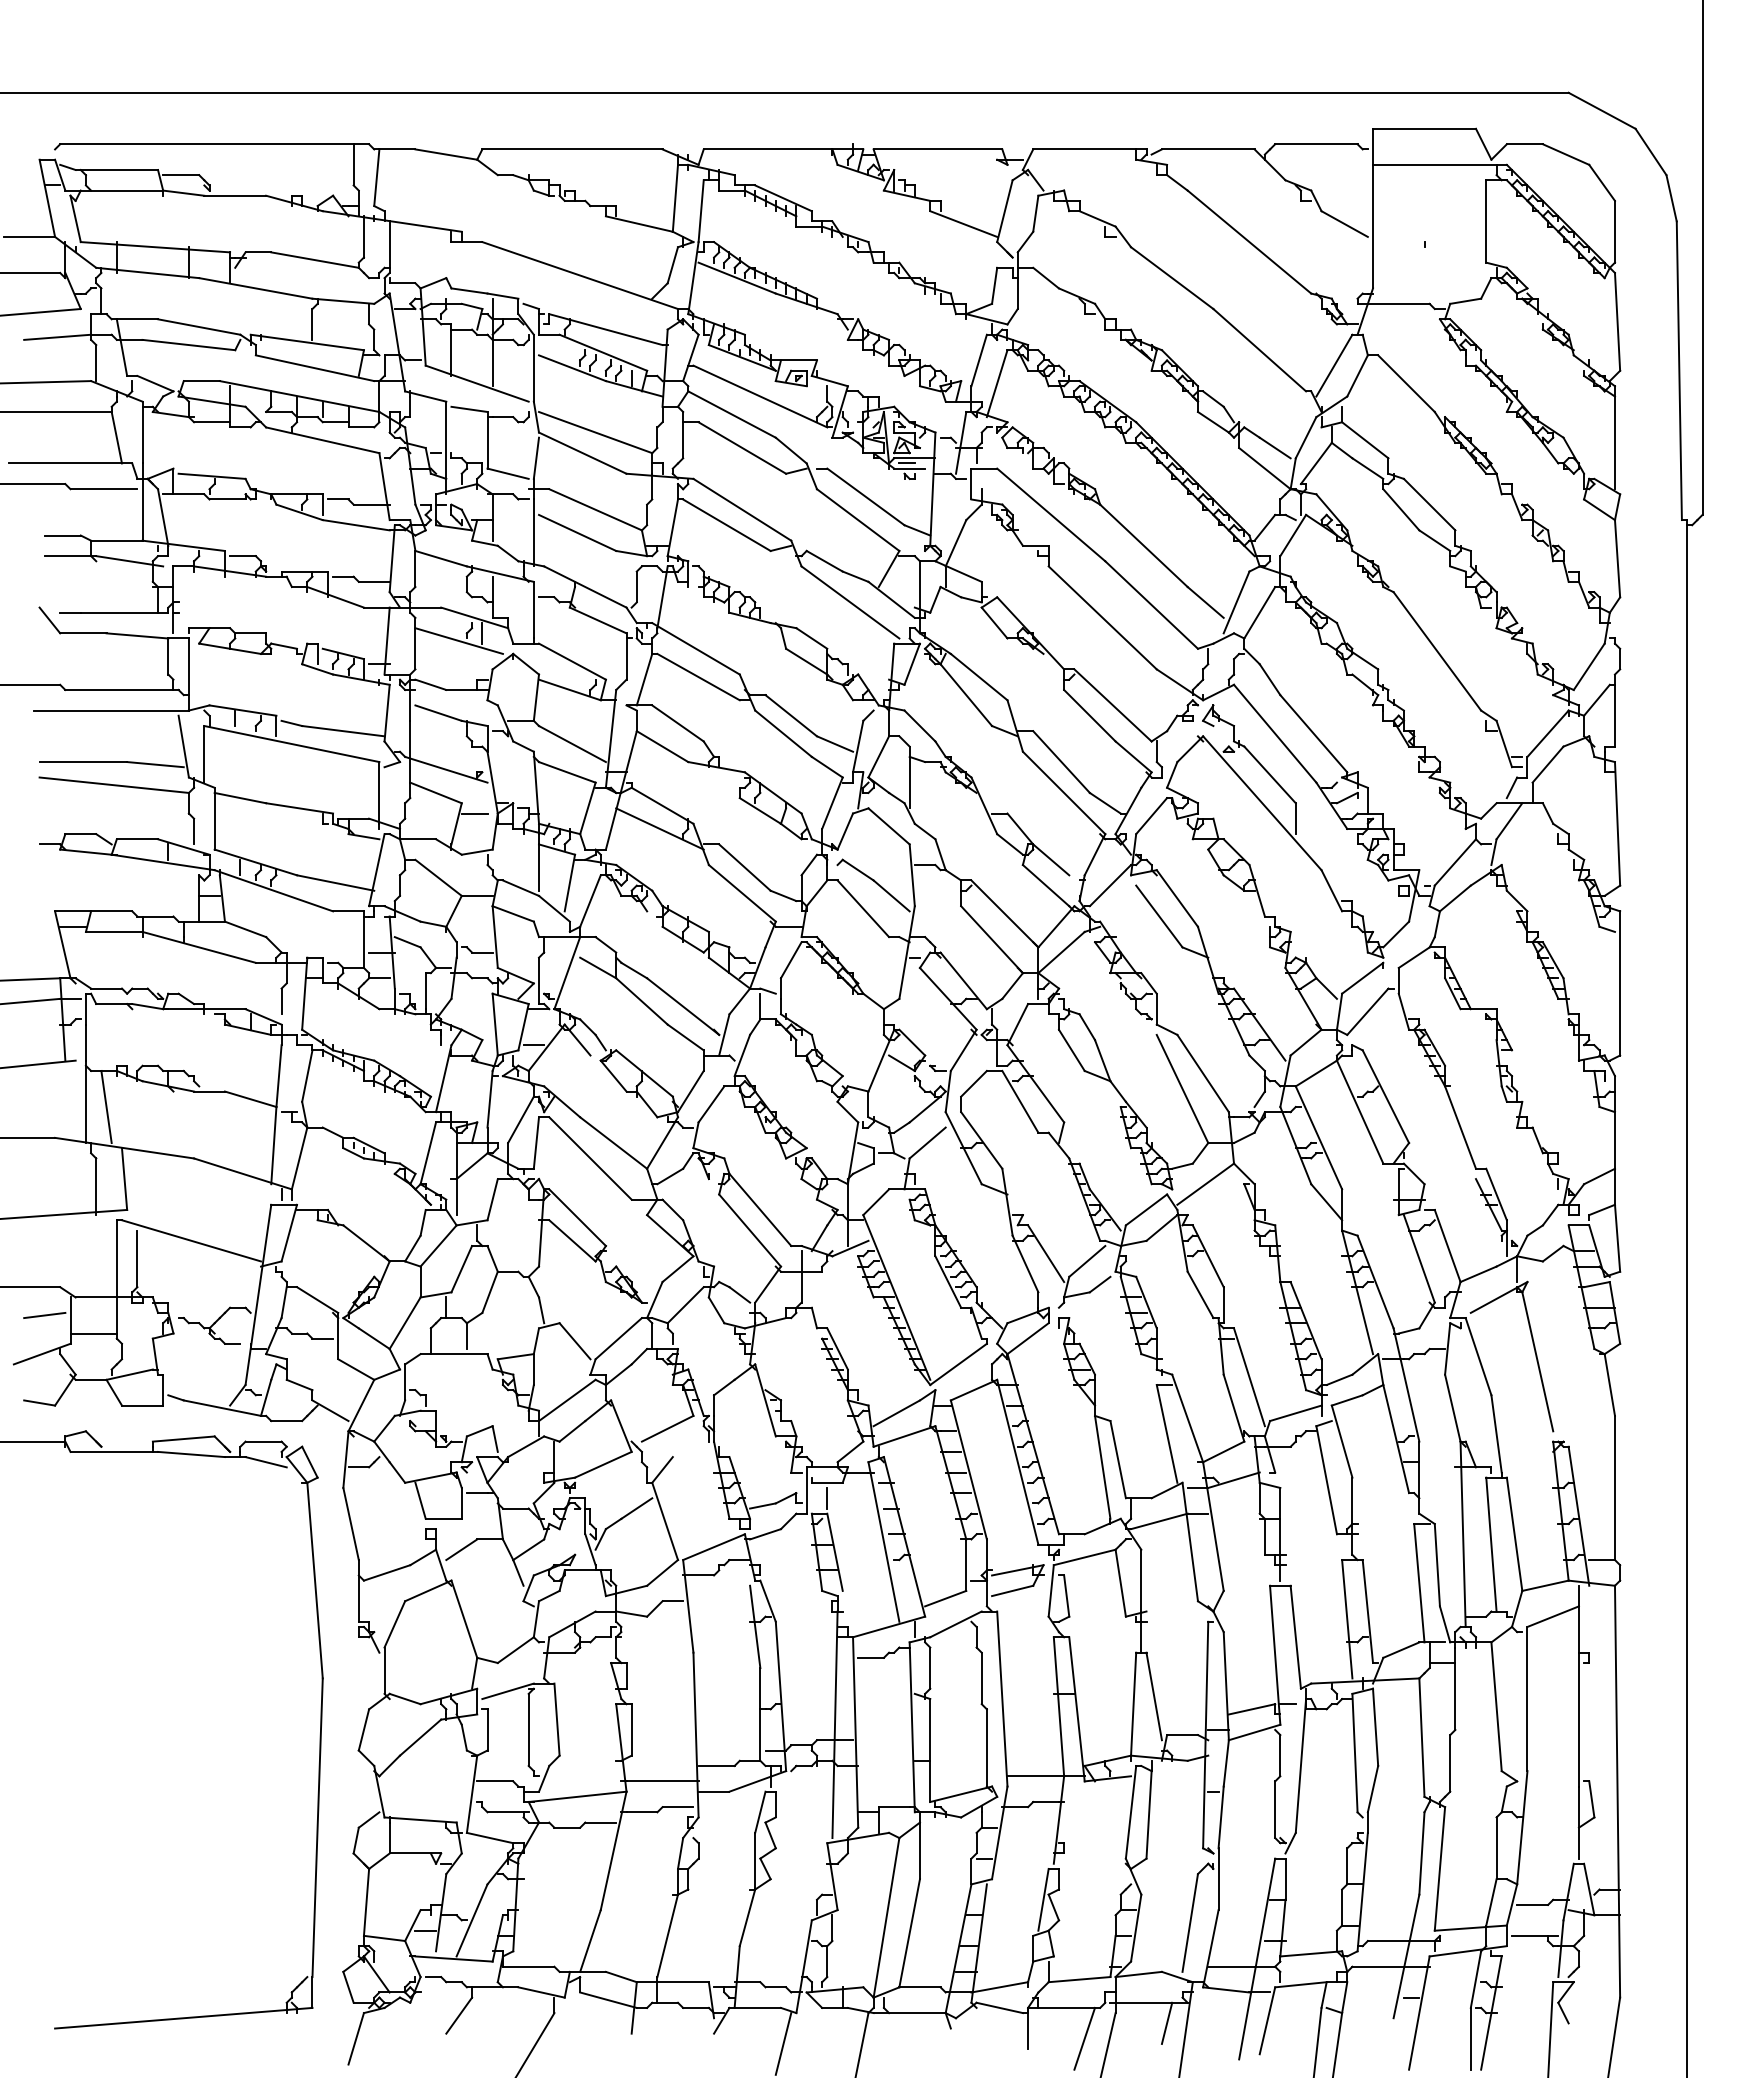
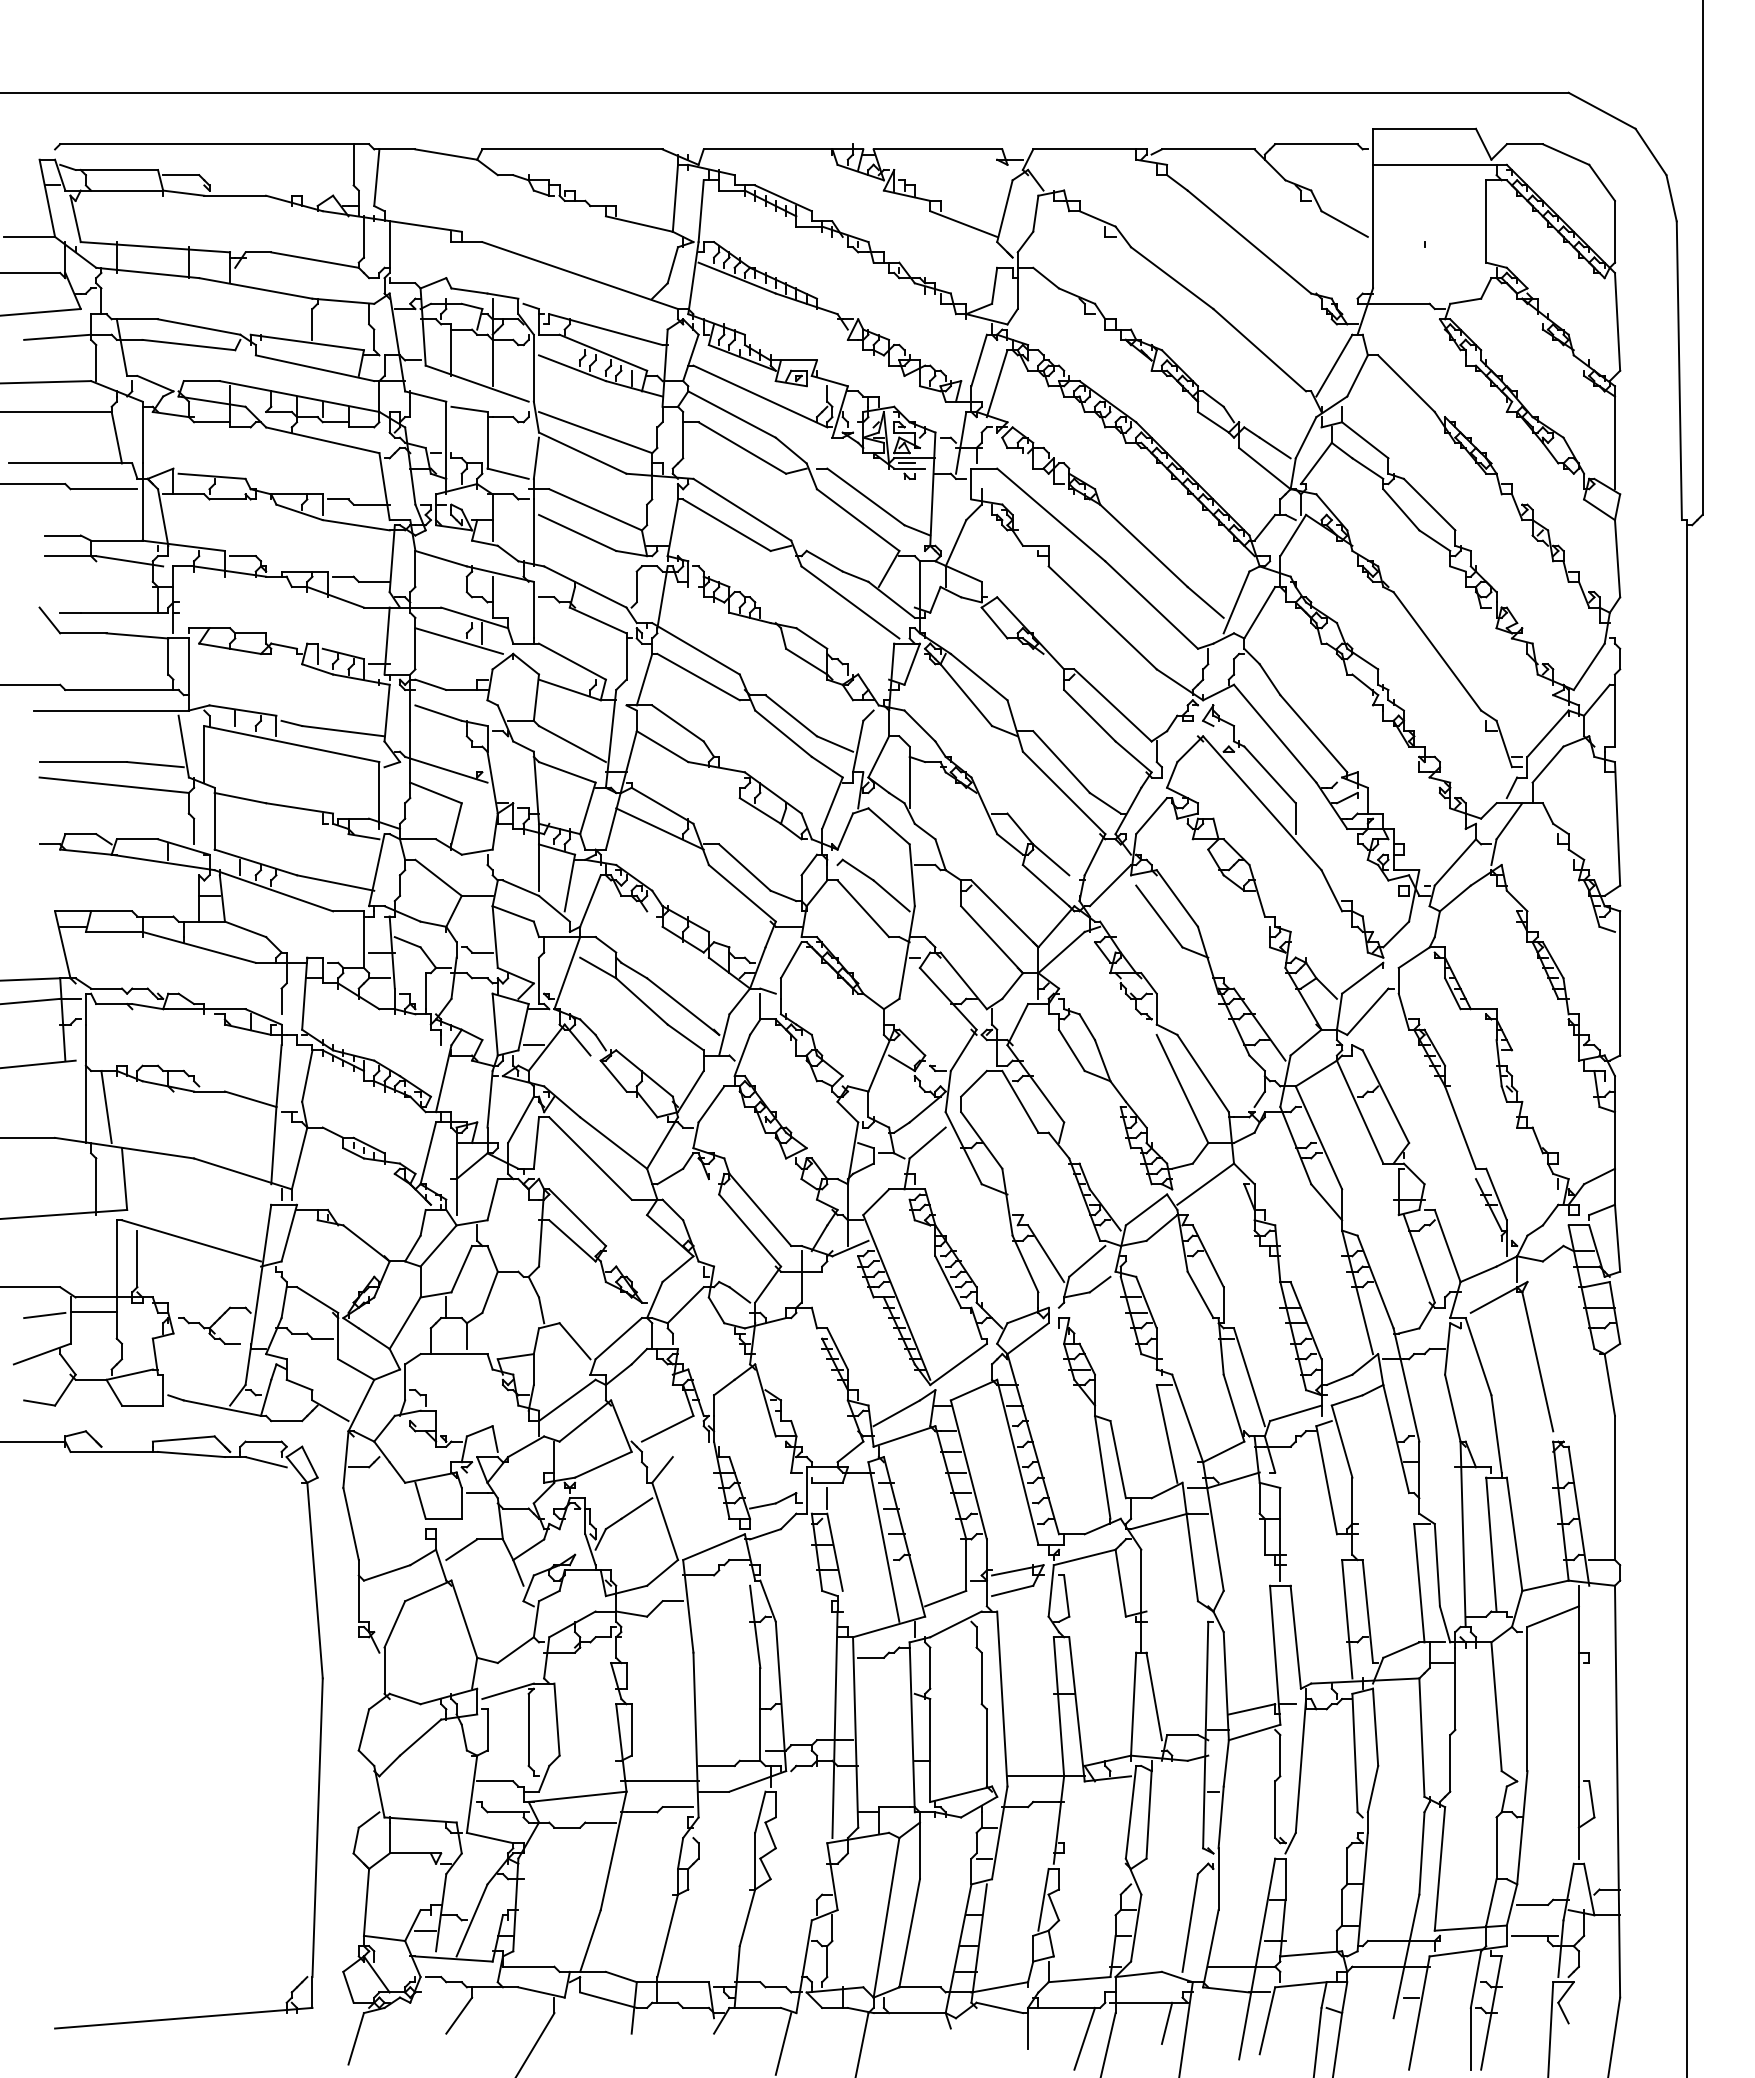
line: present -> none (474, 813)
line position: (93, 1333) -> (93, 1311) (93, 1311)
